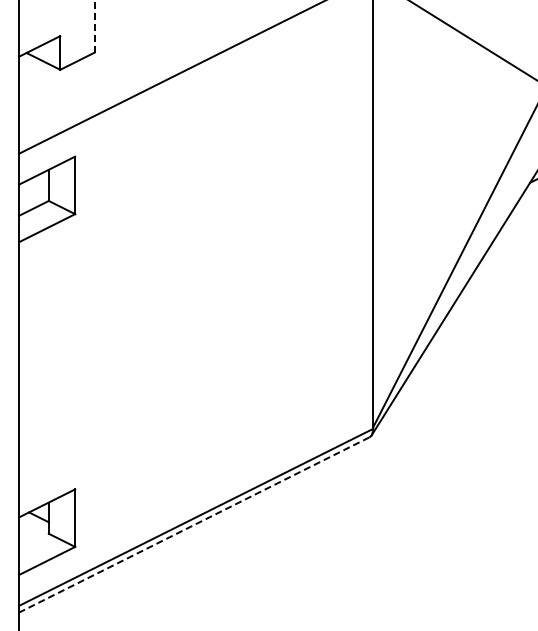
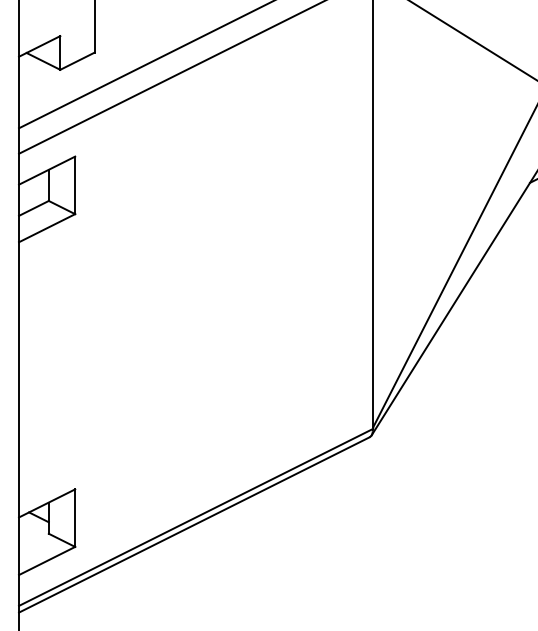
line: dashed -> solid (94, 26)
line: none -> present (145, 65)
line: dashed -> solid (194, 525)
